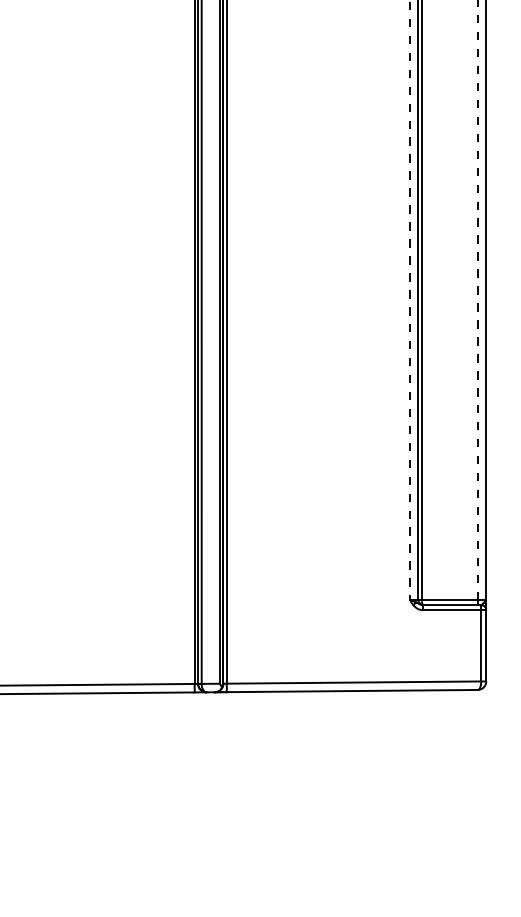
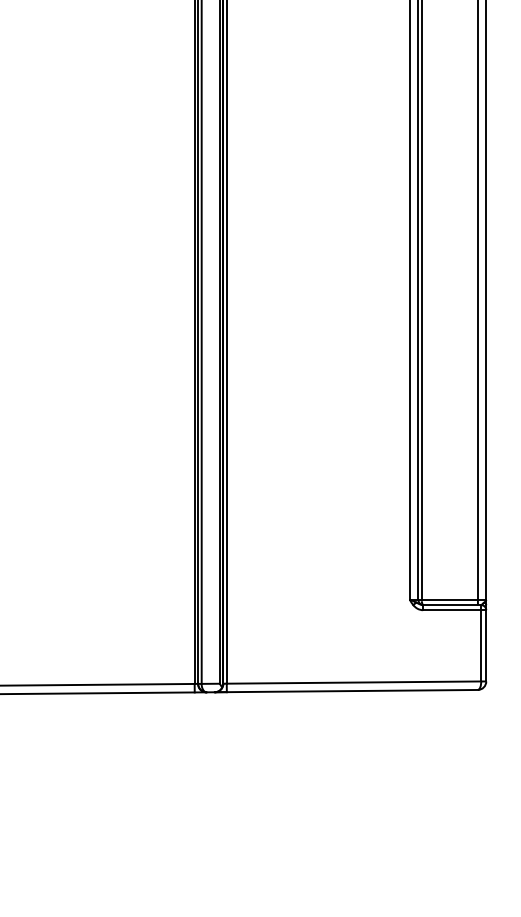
line: dashed -> solid (409, 300)
line: dashed -> solid (477, 300)
